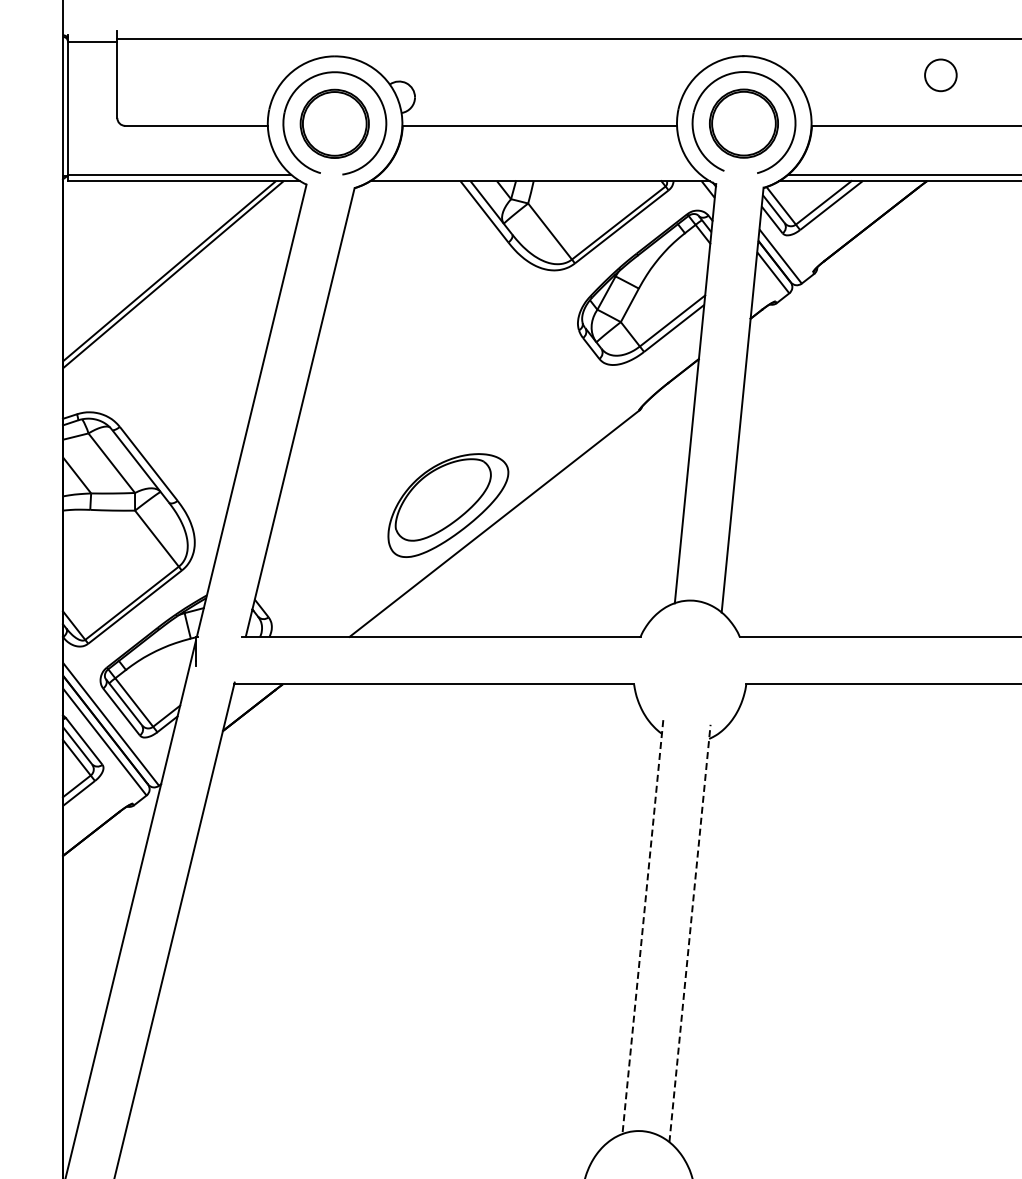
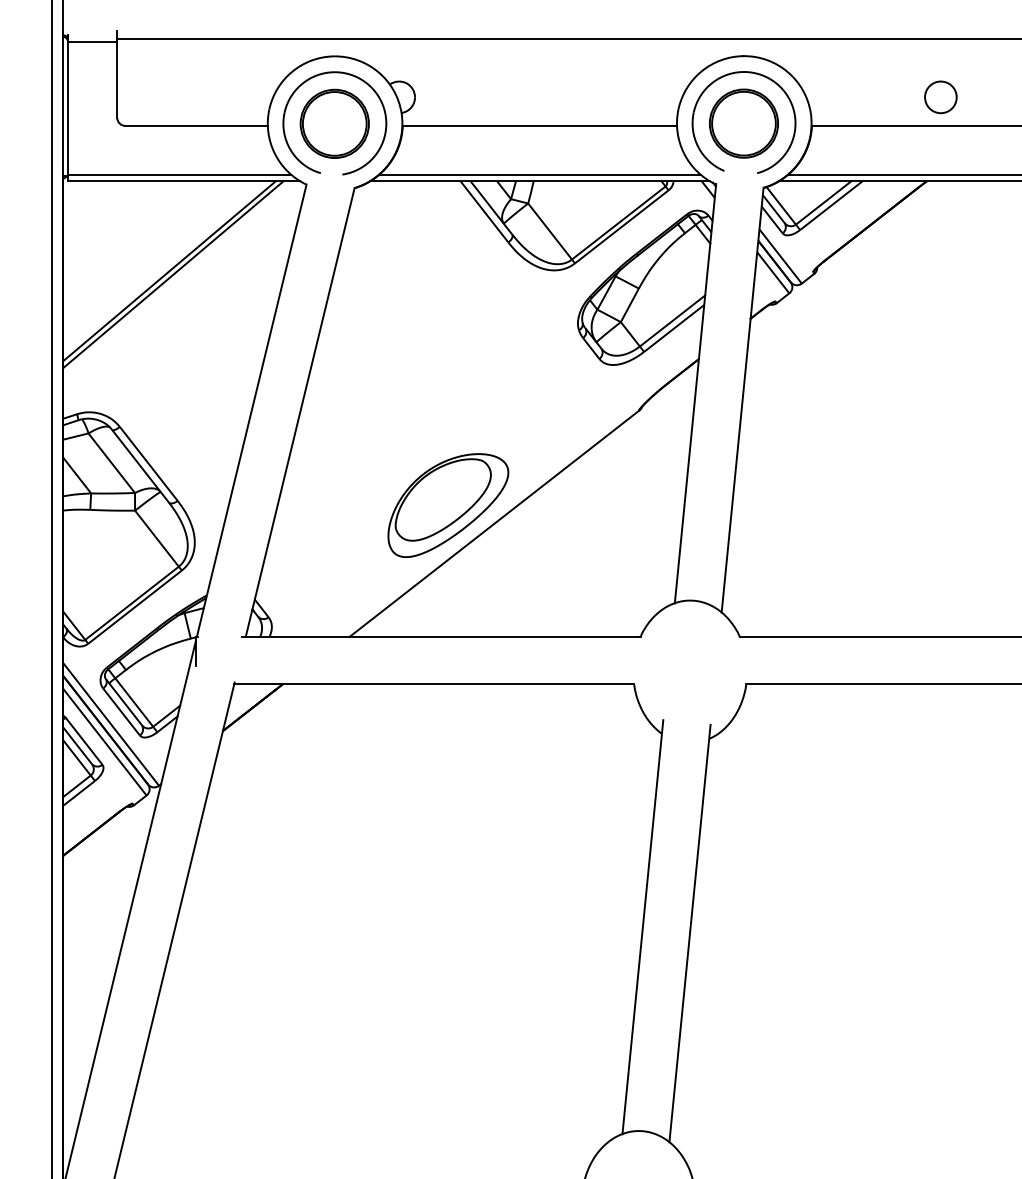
circle position: (940, 75) -> (940, 97) (940, 97)
line: none -> present (539, 174)
line: none -> present (51, 588)
line: dashed -> solid (642, 927)
line: dashed -> solid (690, 933)
